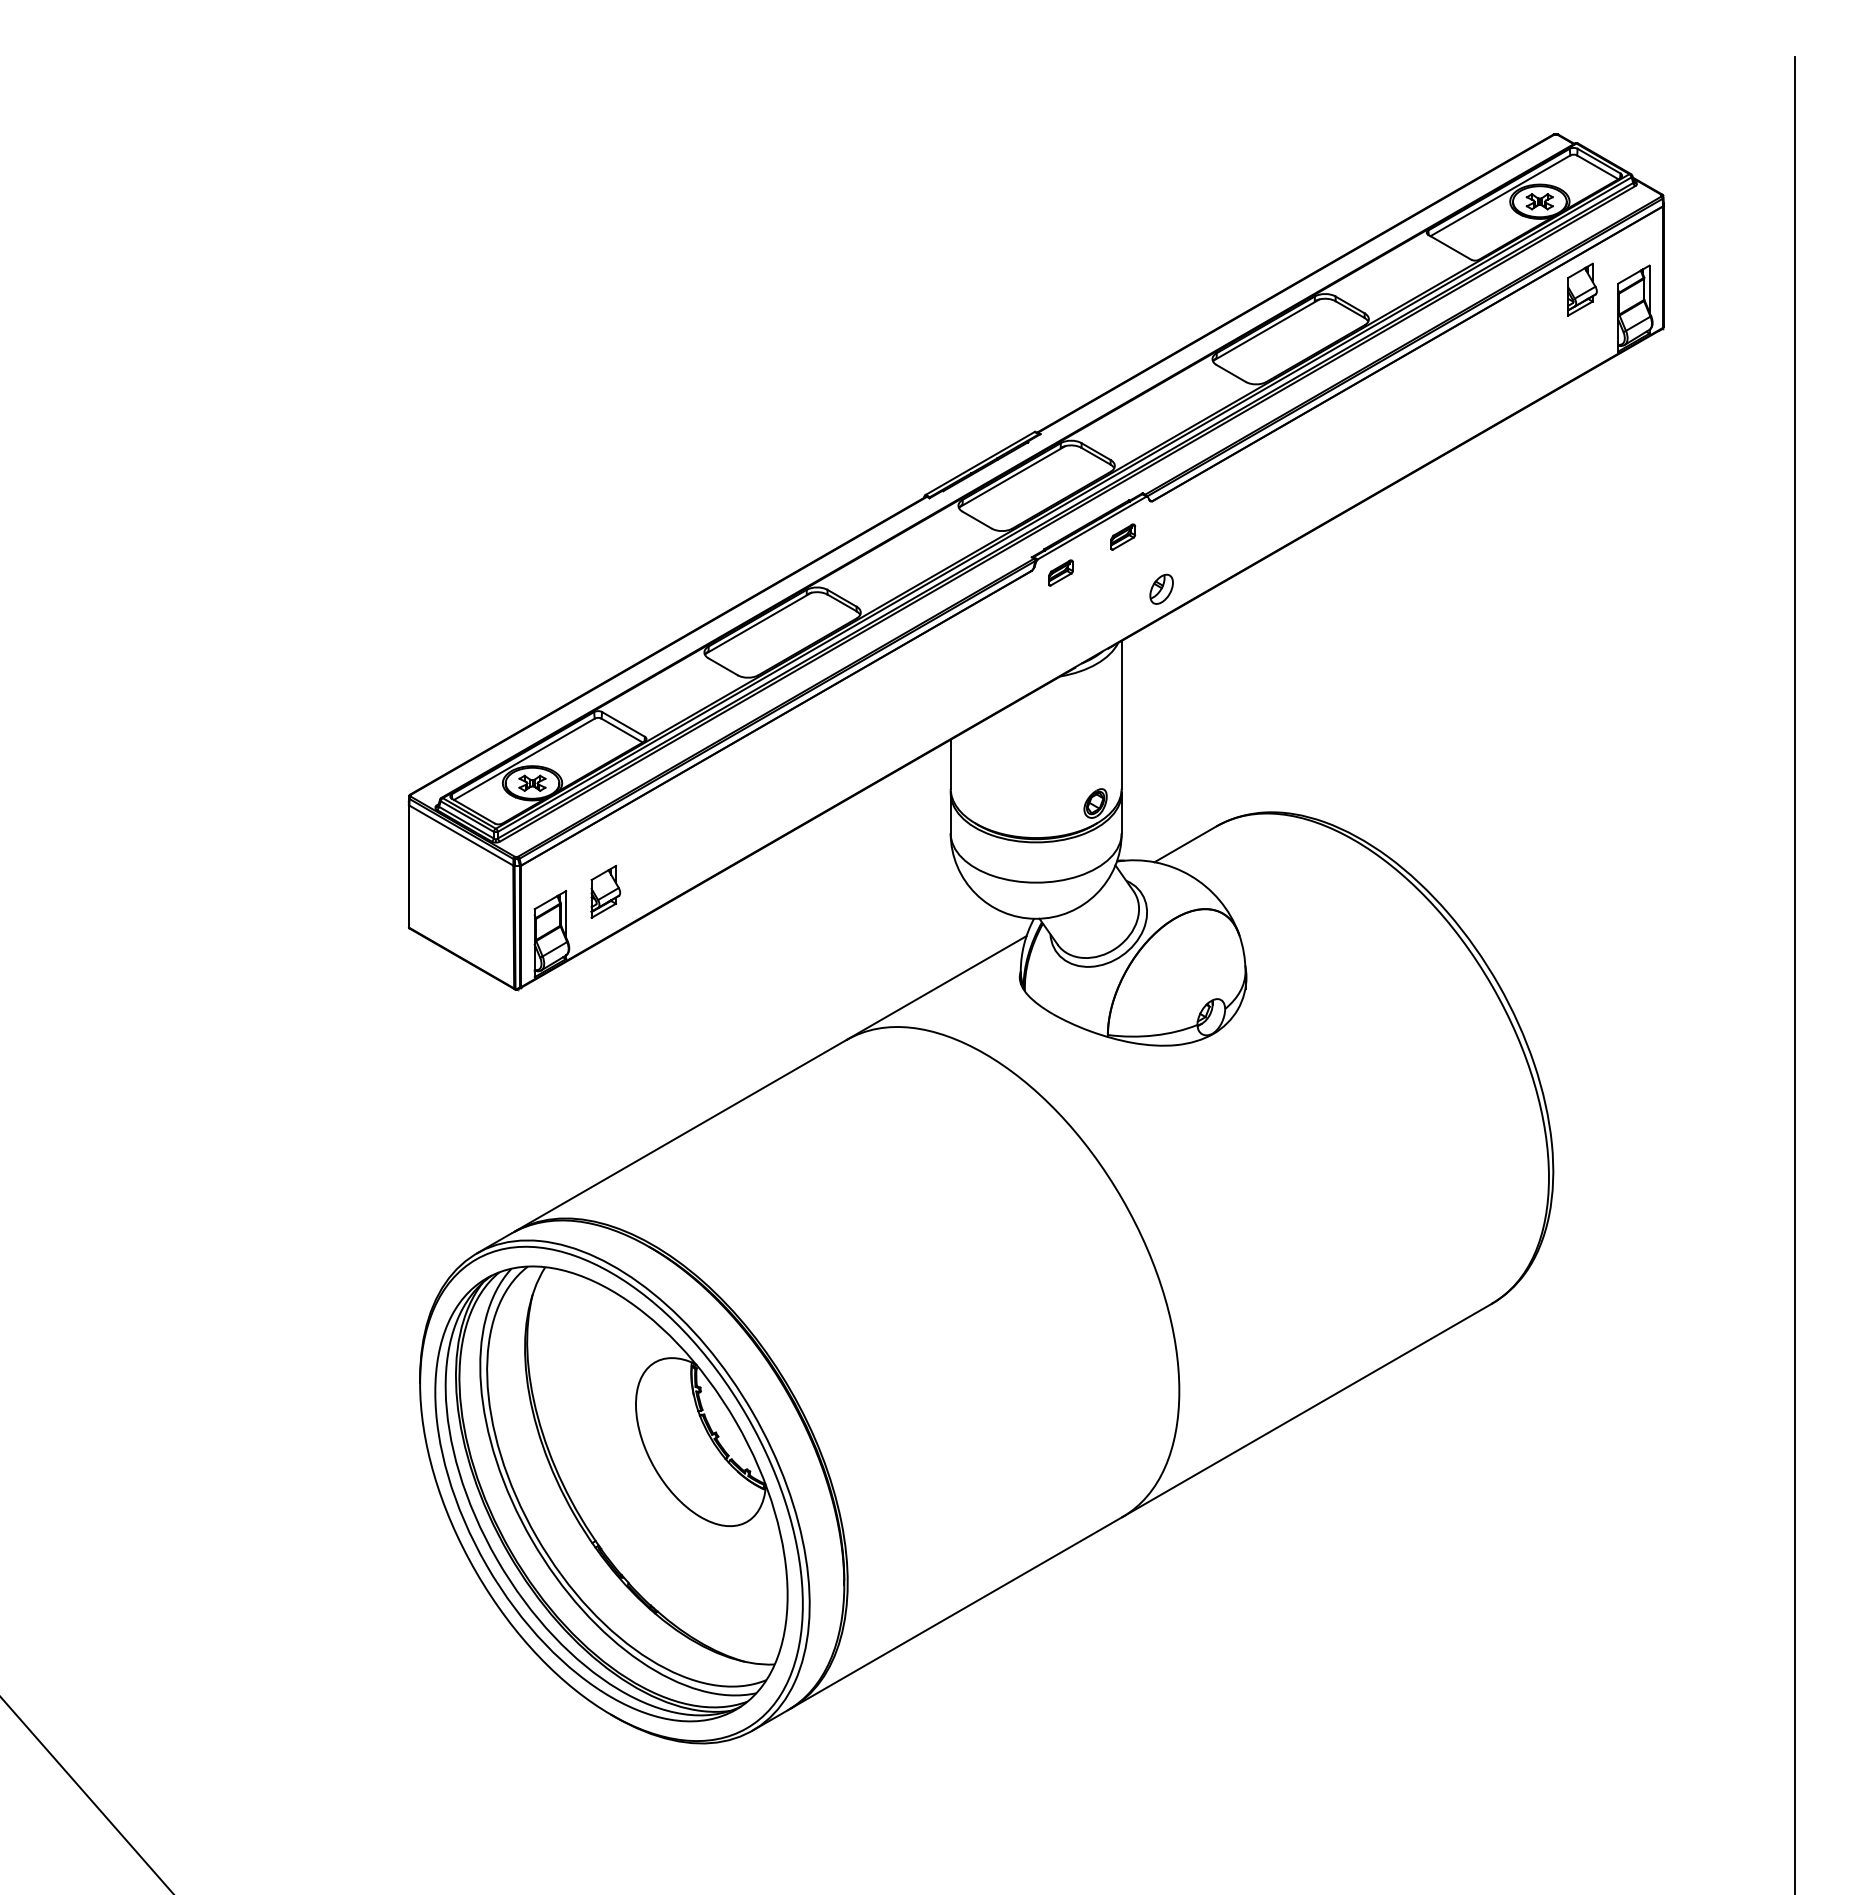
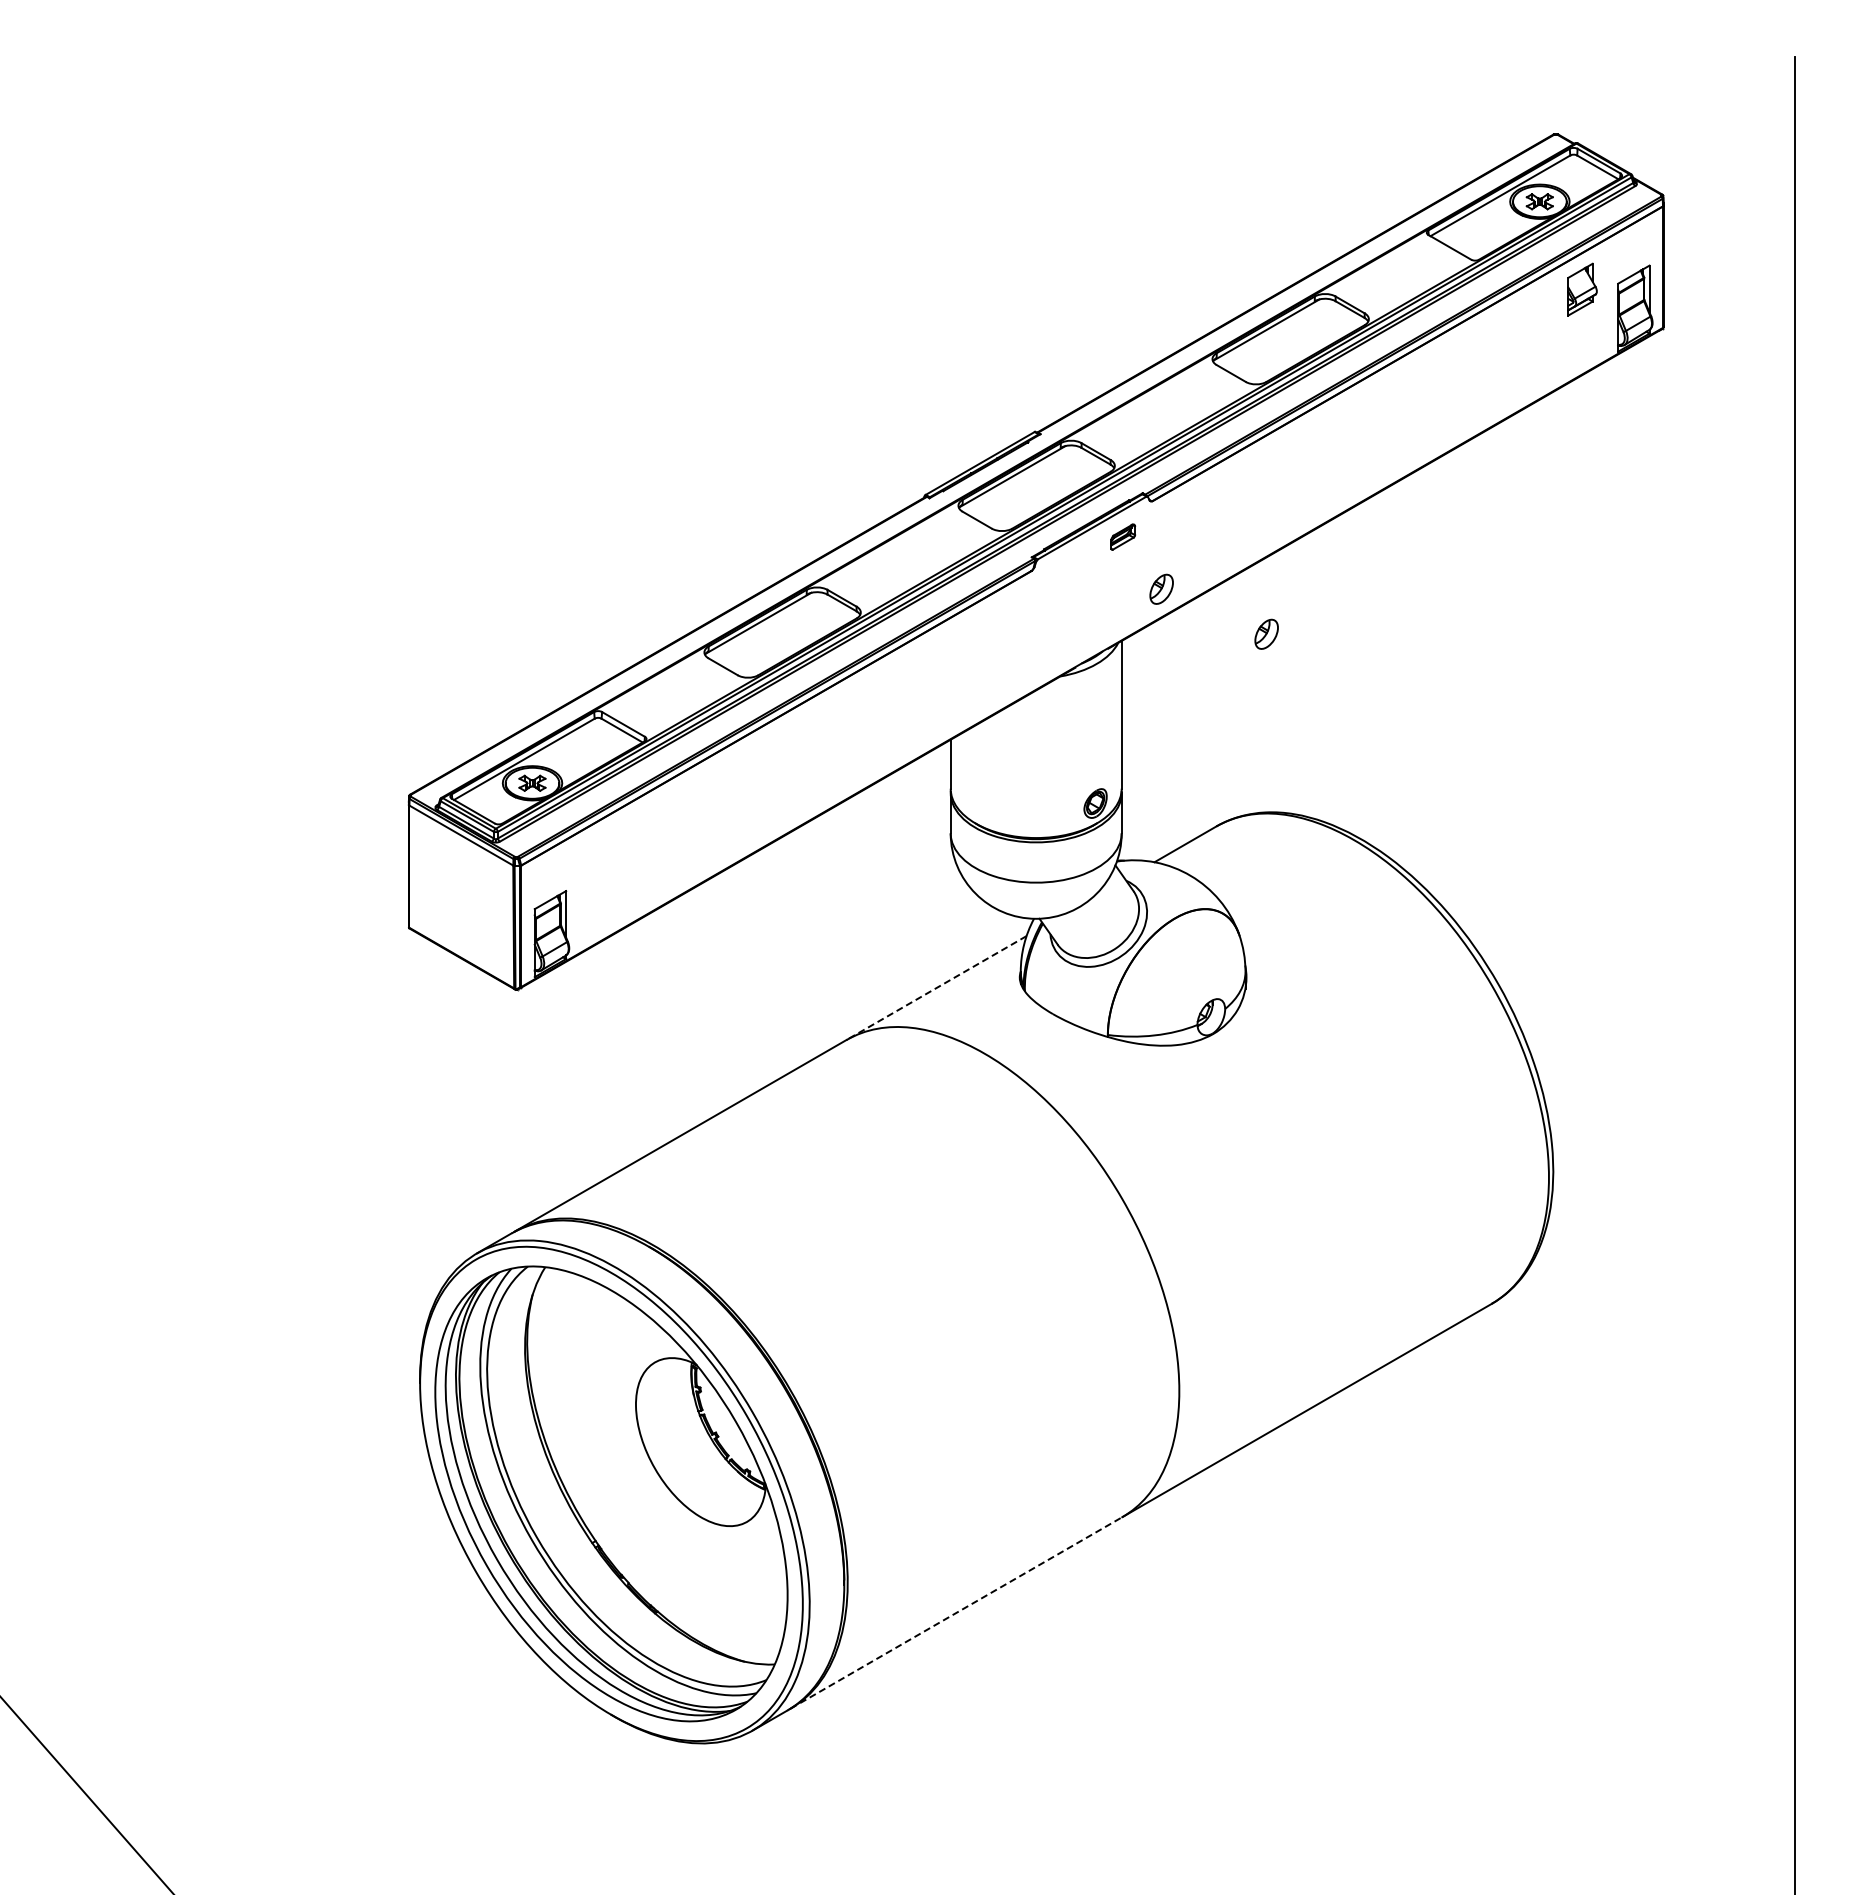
part: present -> none (1060, 572)
part: none -> present (1266, 633)
part: present -> none (605, 891)
line: solid -> dashed (936, 988)
line: solid -> dashed (956, 1612)
